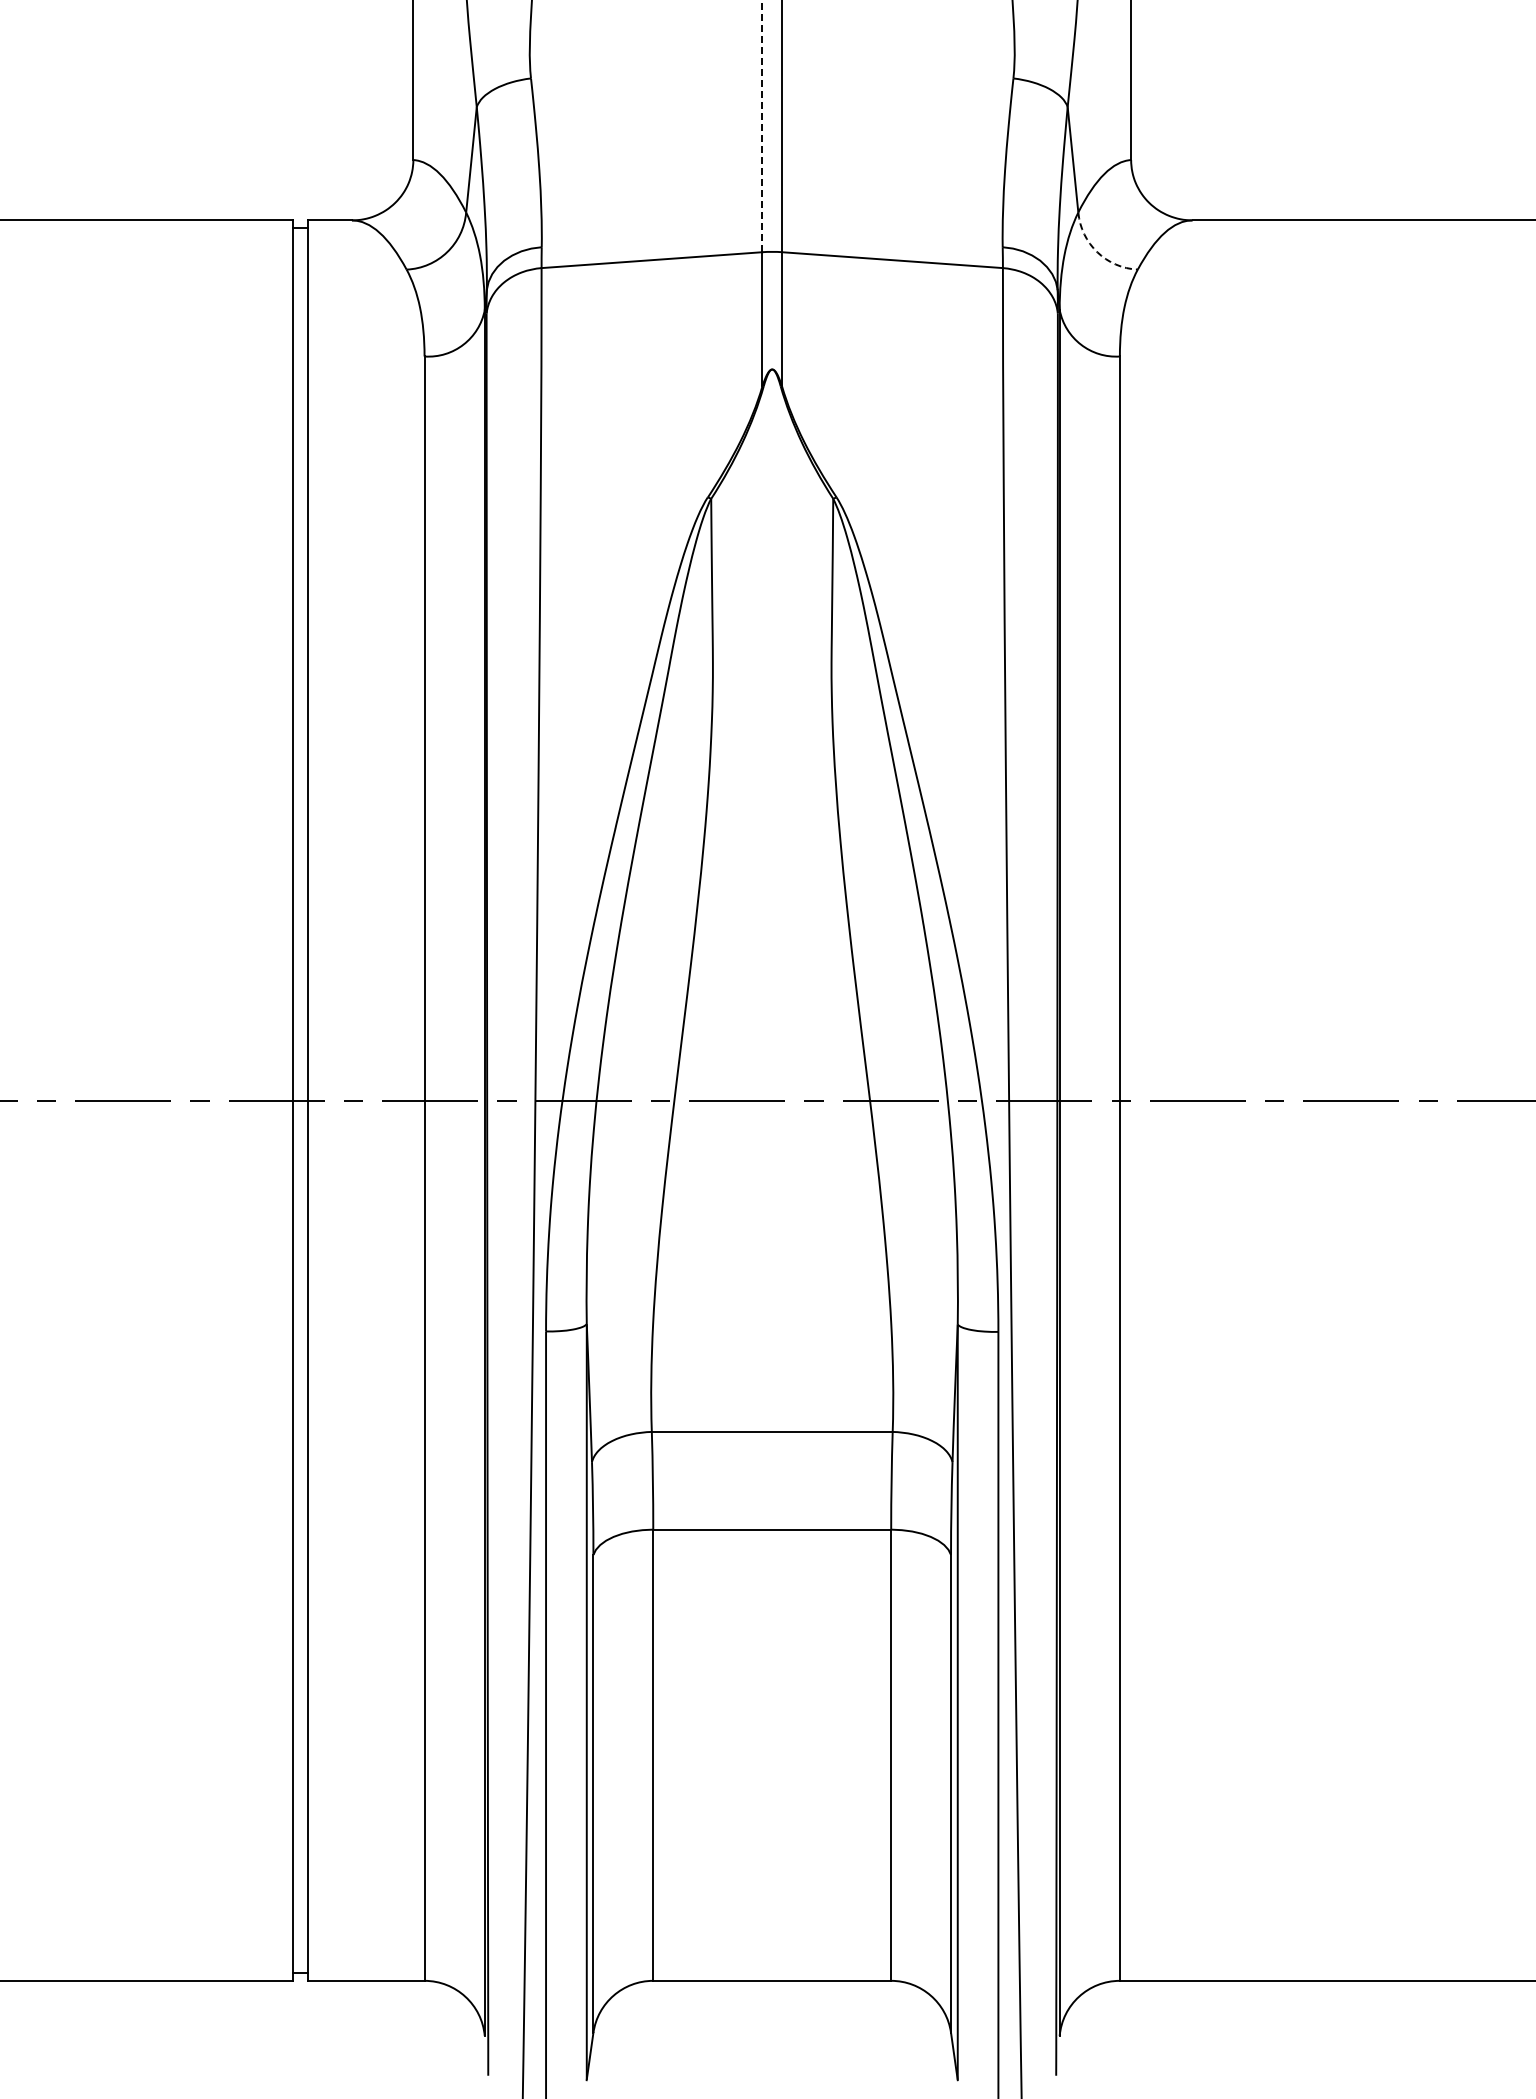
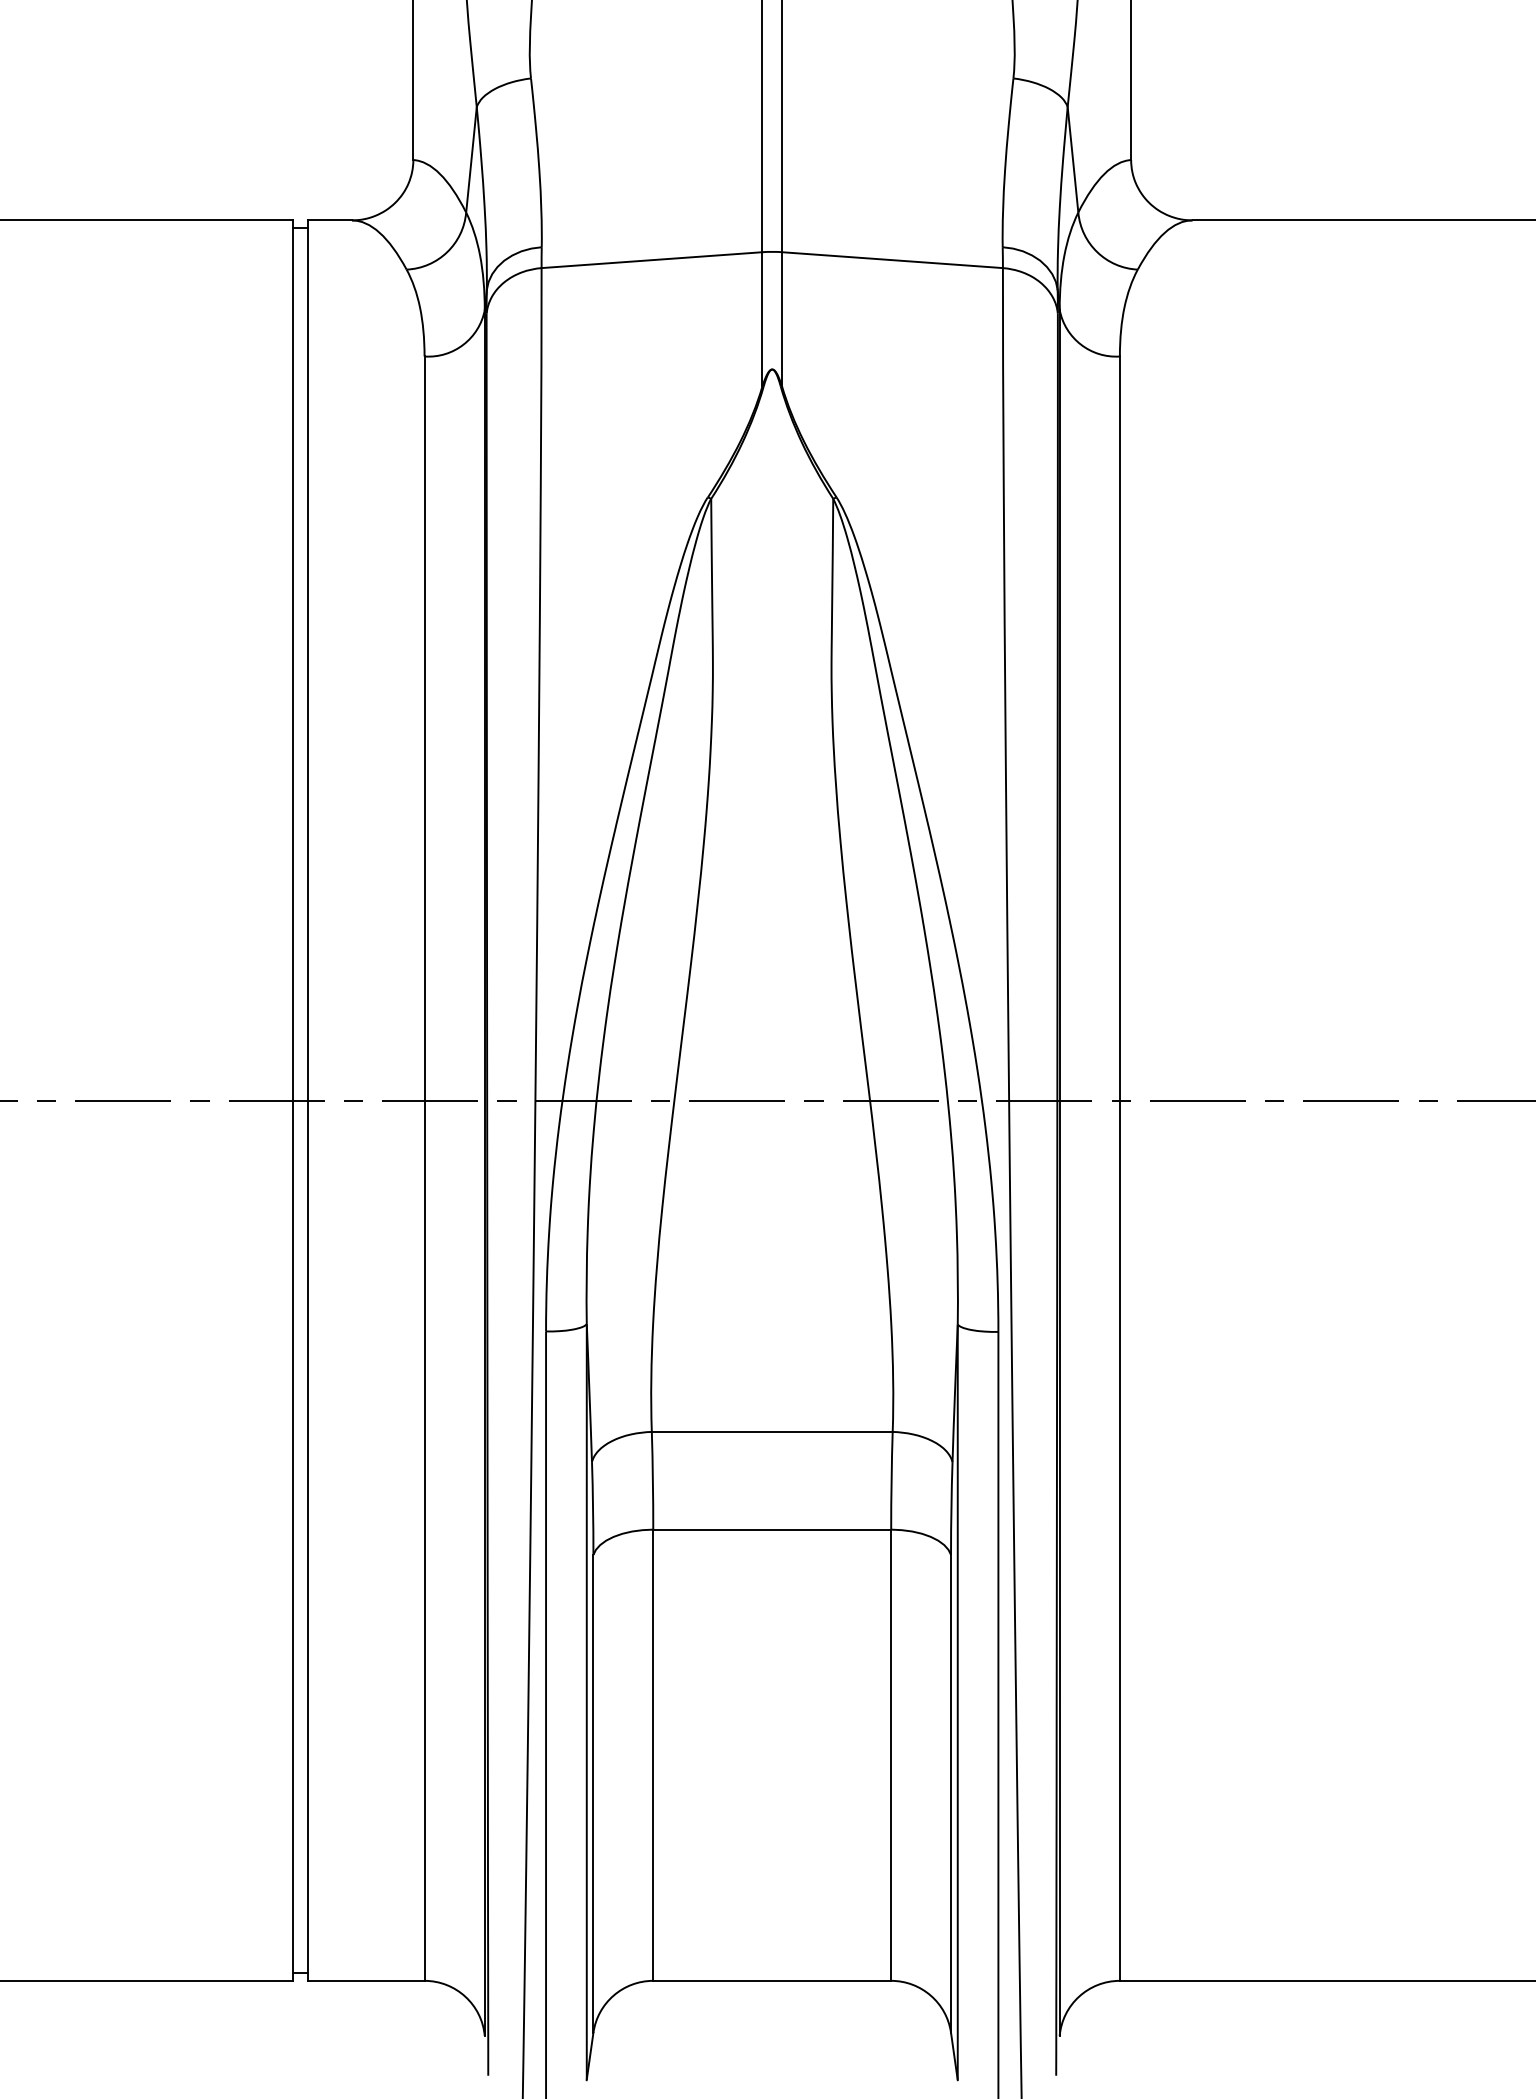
line: dashed -> solid (762, 125)
arc: dashed -> solid (1097, 252)
